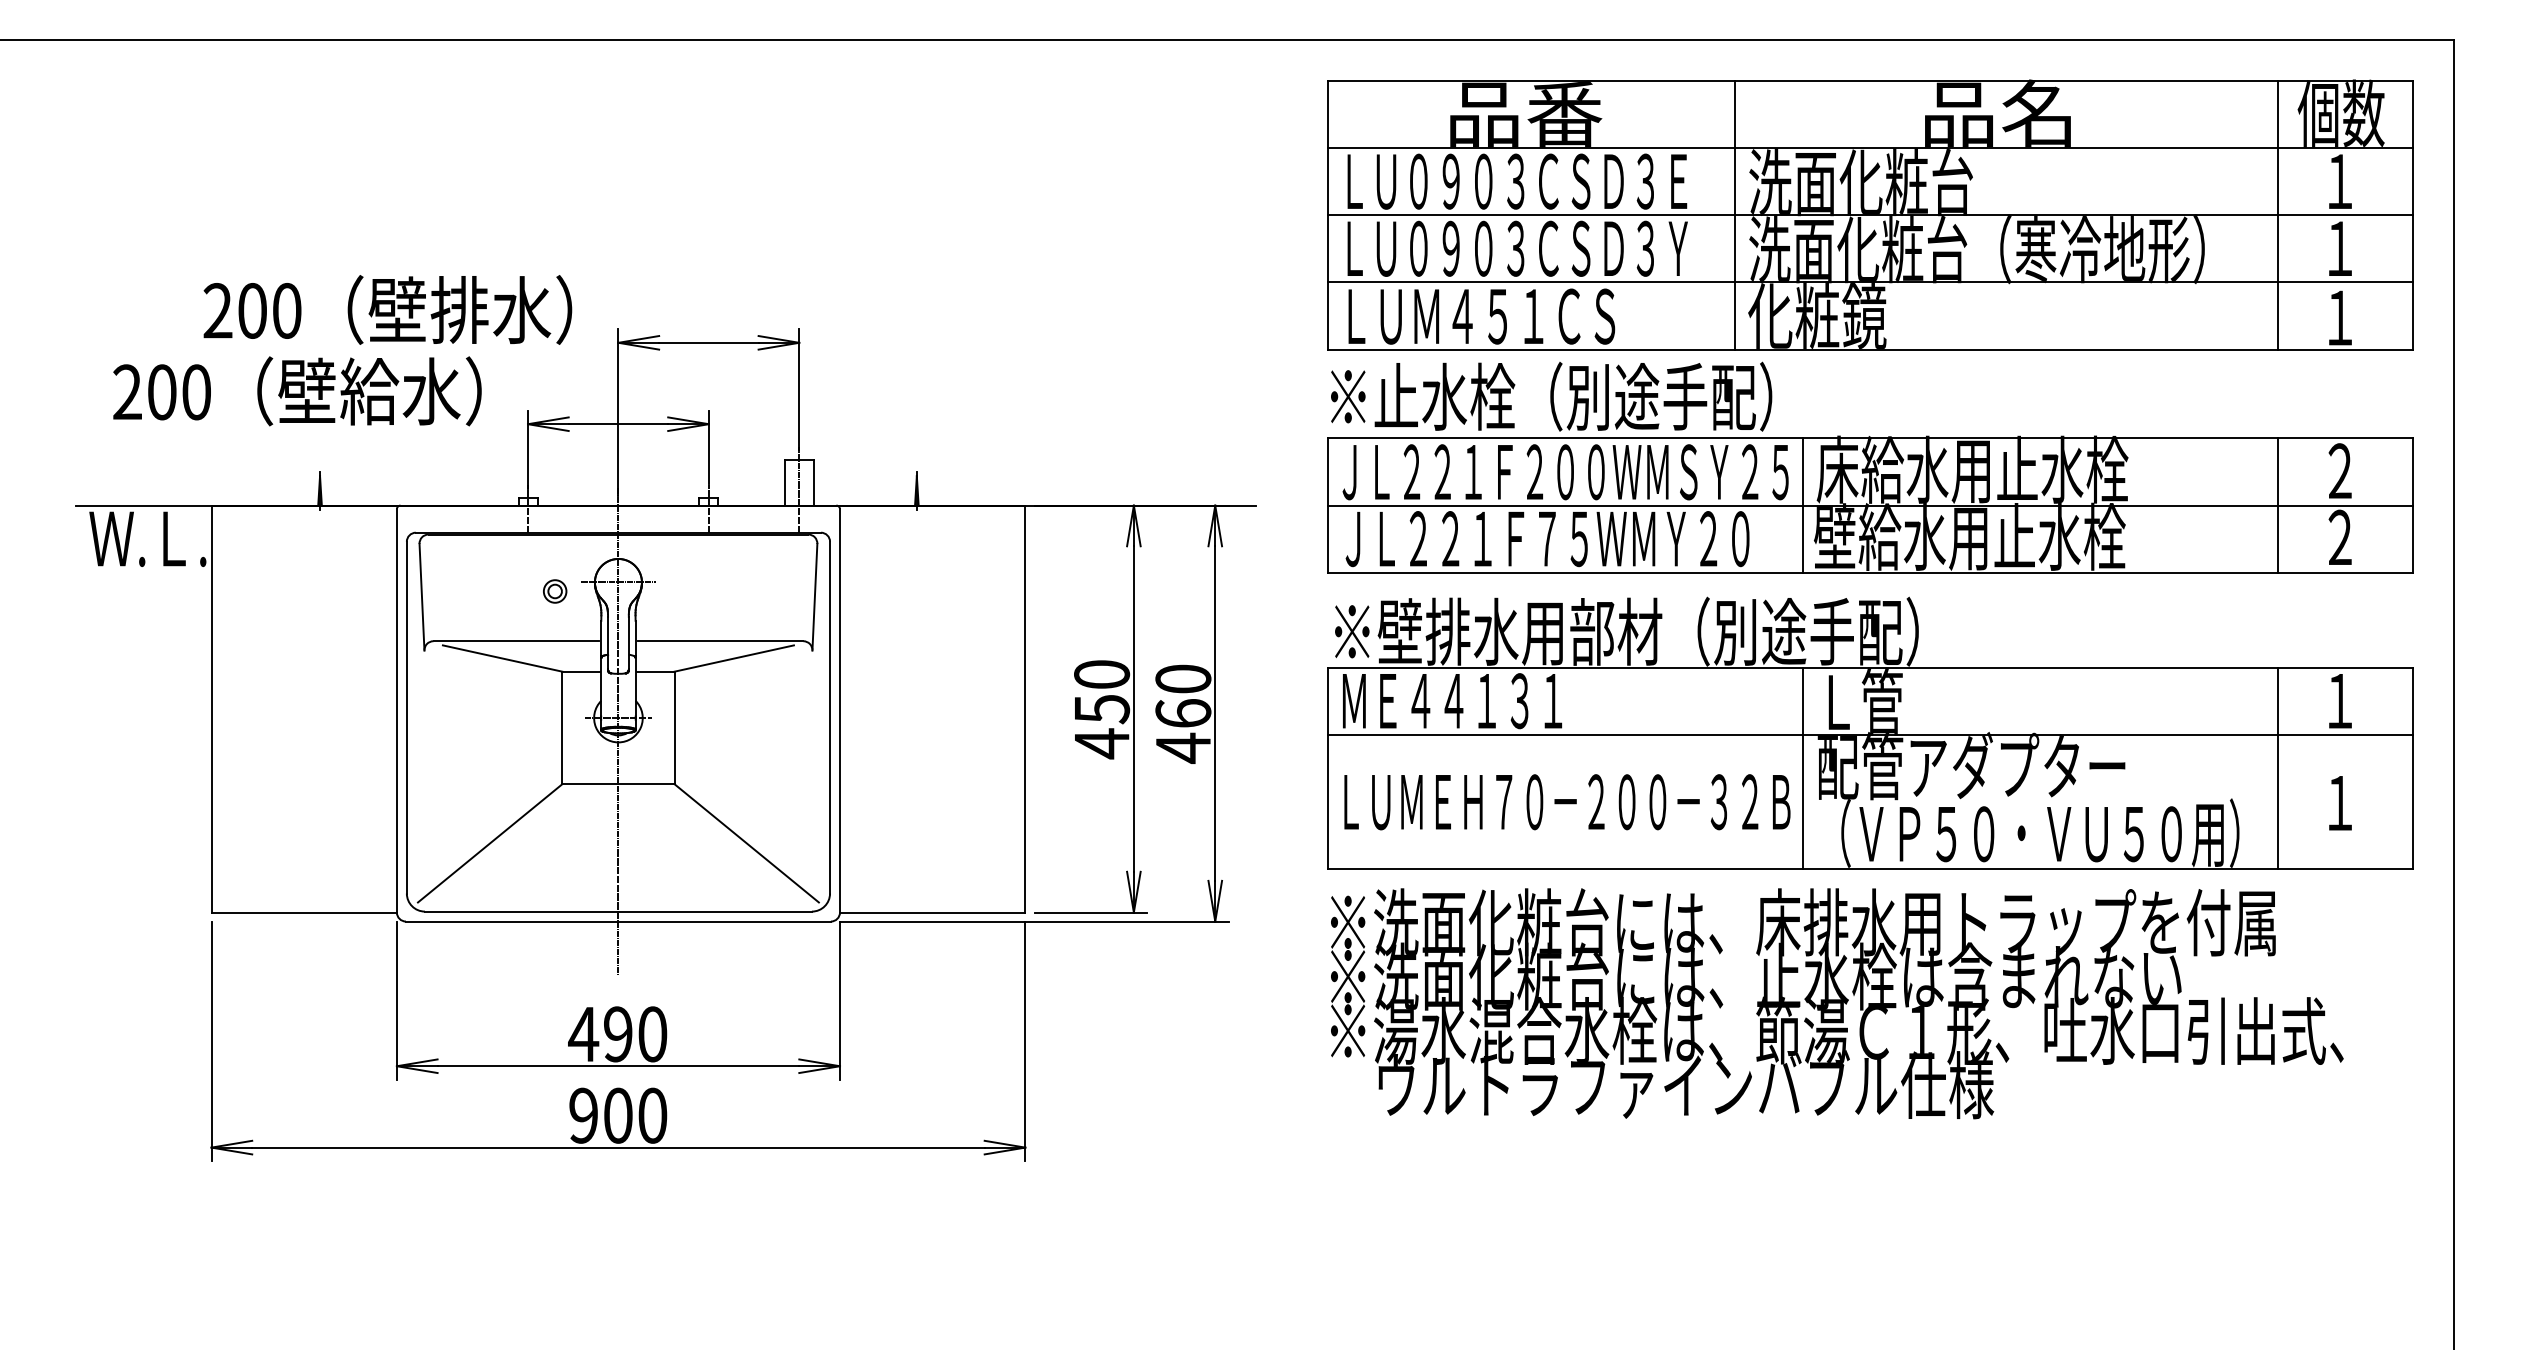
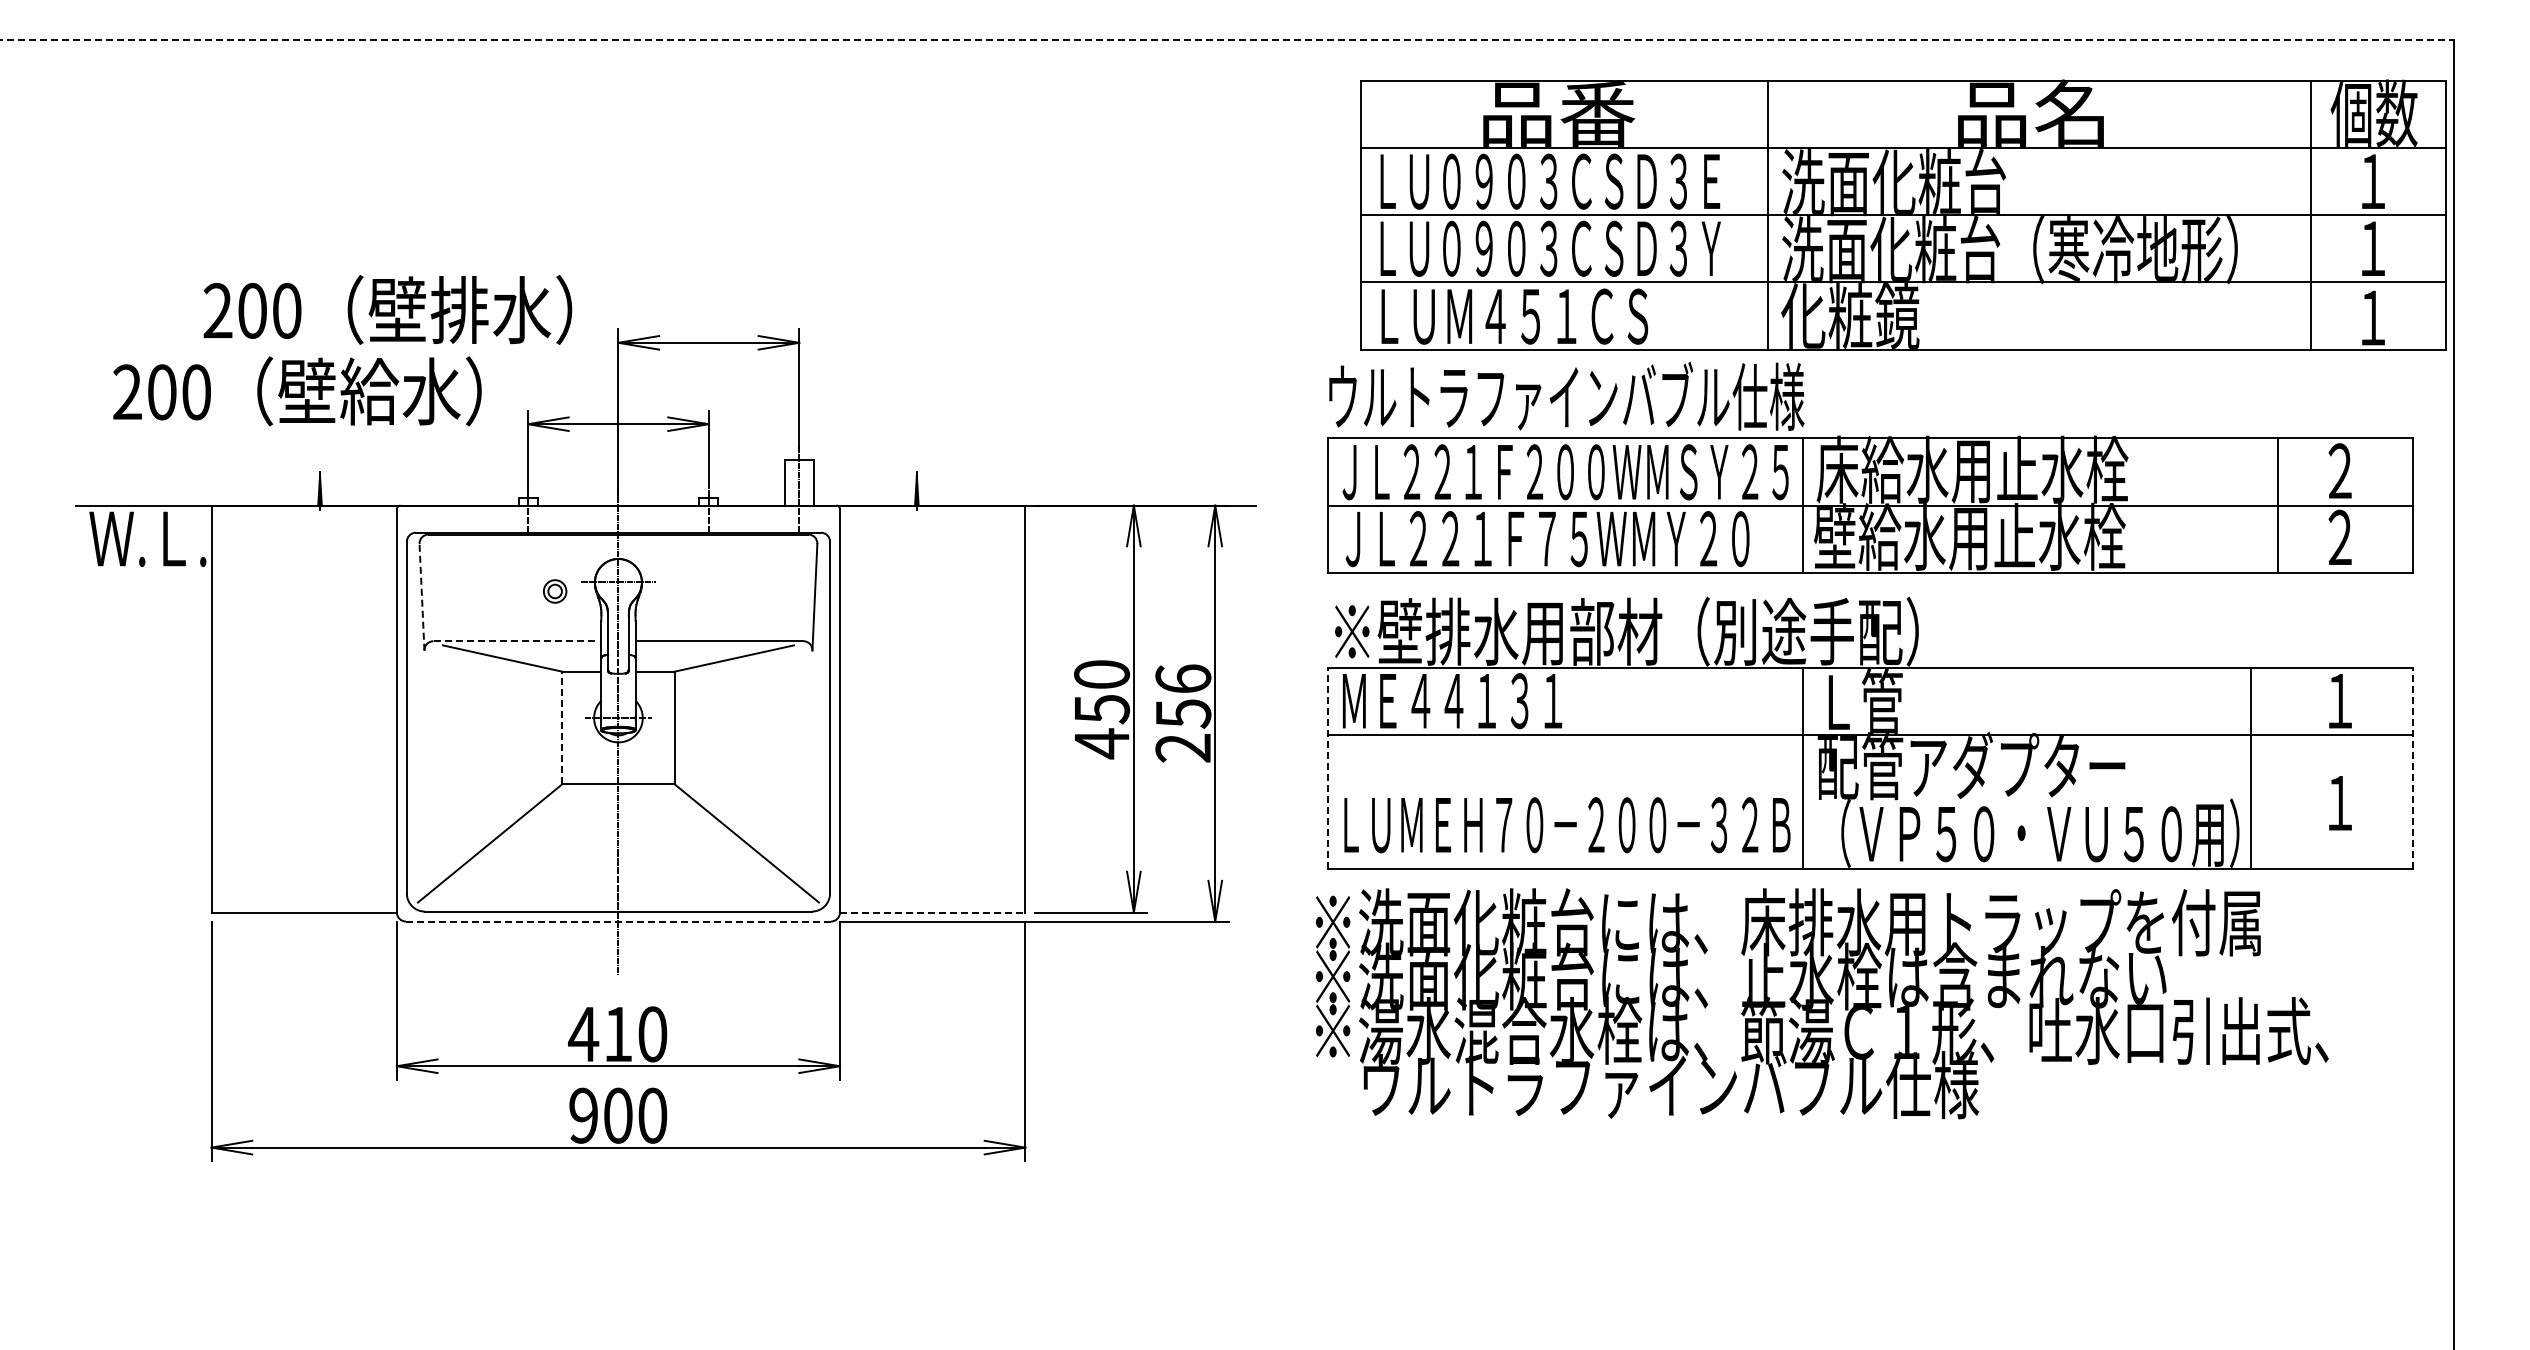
line: solid -> dashed (1227, 40)
part position: (1870, 214) -> (1903, 214) (1903, 214)
text: ※止水栓（別途手配） -> ウルトラファインバブル仕様 (1566, 396)
line: solid -> dashed (421, 596)
line: solid -> dashed (516, 641)
text: 460 -> 256 (1183, 713)
line: solid -> dashed (562, 727)
line: solid -> dashed (1328, 768)
line position: (2277, 768) -> (2250, 768) (2250, 768)
line: solid -> dashed (2413, 768)
text position: (1567, 802) -> (1567, 825) (1567, 825)
line: solid -> dashed (932, 912)
line: solid -> dashed (618, 921)
text position: (1837, 1003) -> (1822, 1003) (1822, 1003)
text: 490 -> 410 (618, 1034)
